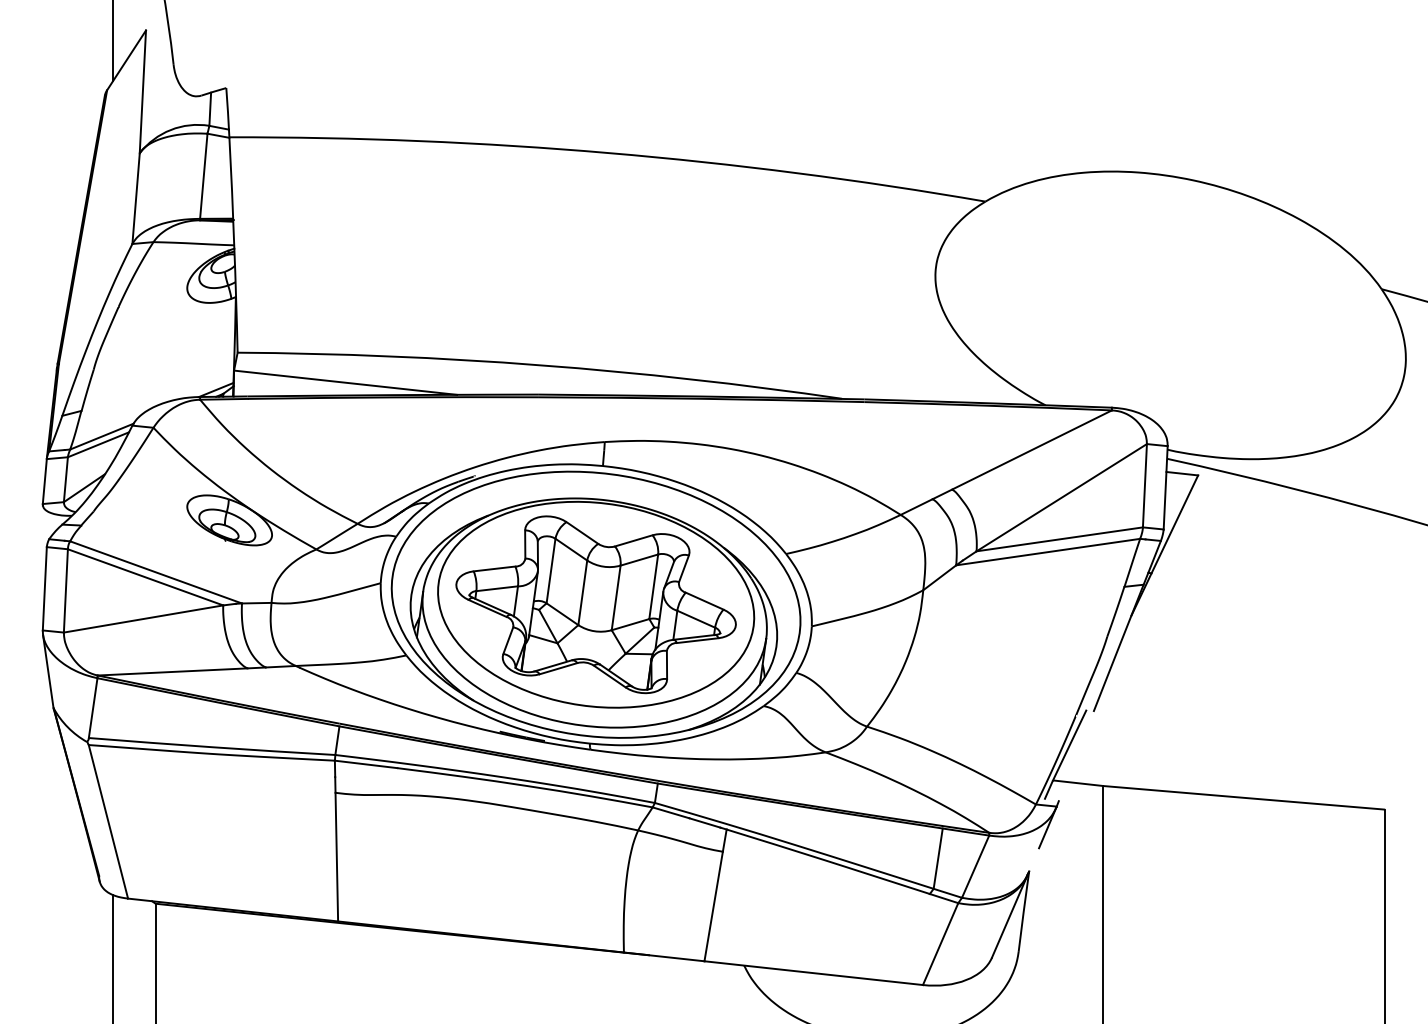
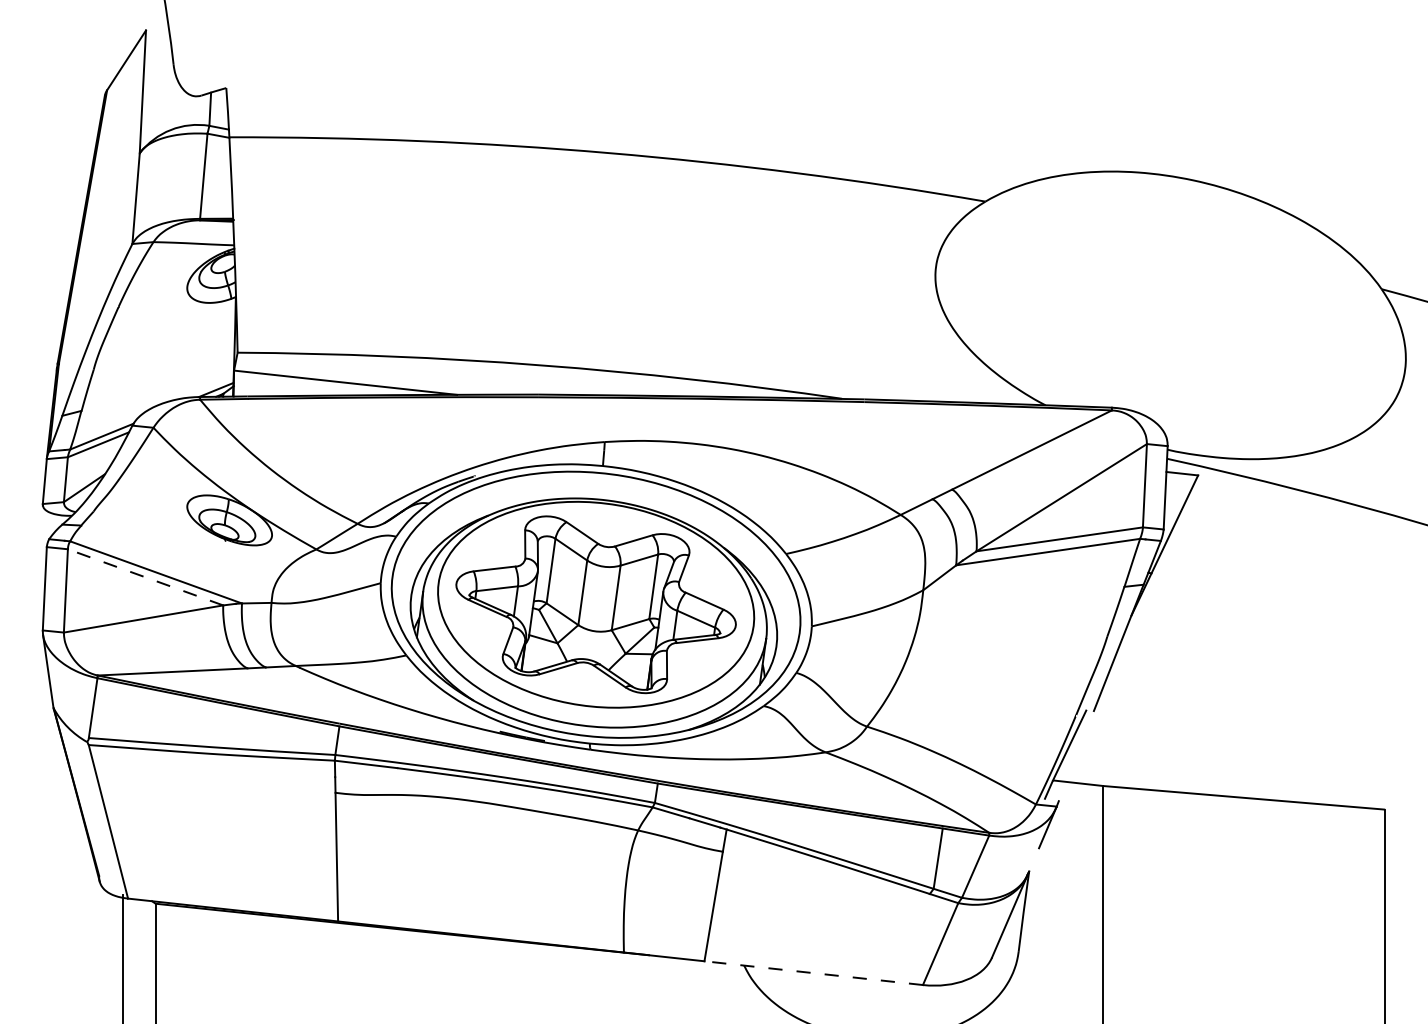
line: present -> none (113, 41)
line: solid -> dashed (145, 577)
line position: (113, 957) -> (123, 957) (123, 957)
line: solid -> dashed (813, 973)
